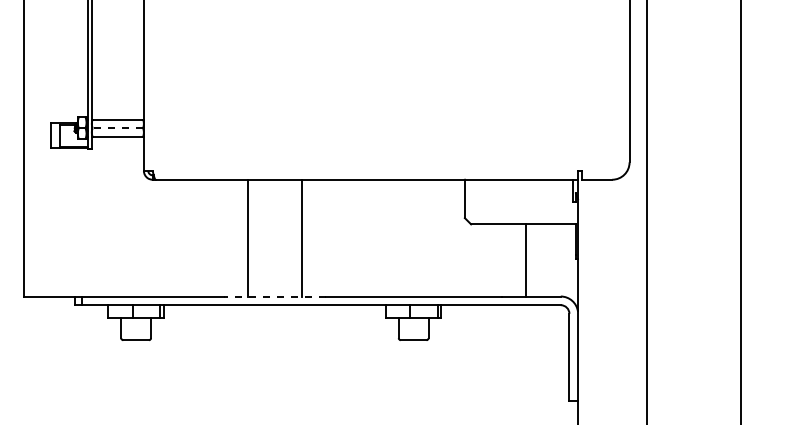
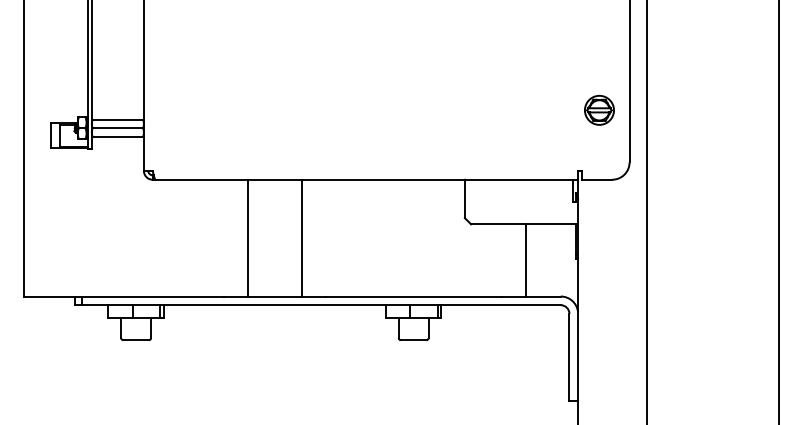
part: none -> present (599, 109)
line: dashed -> solid (117, 128)
line position: (740, 211) -> (778, 211) (778, 211)
line: dashed -> solid (274, 296)
